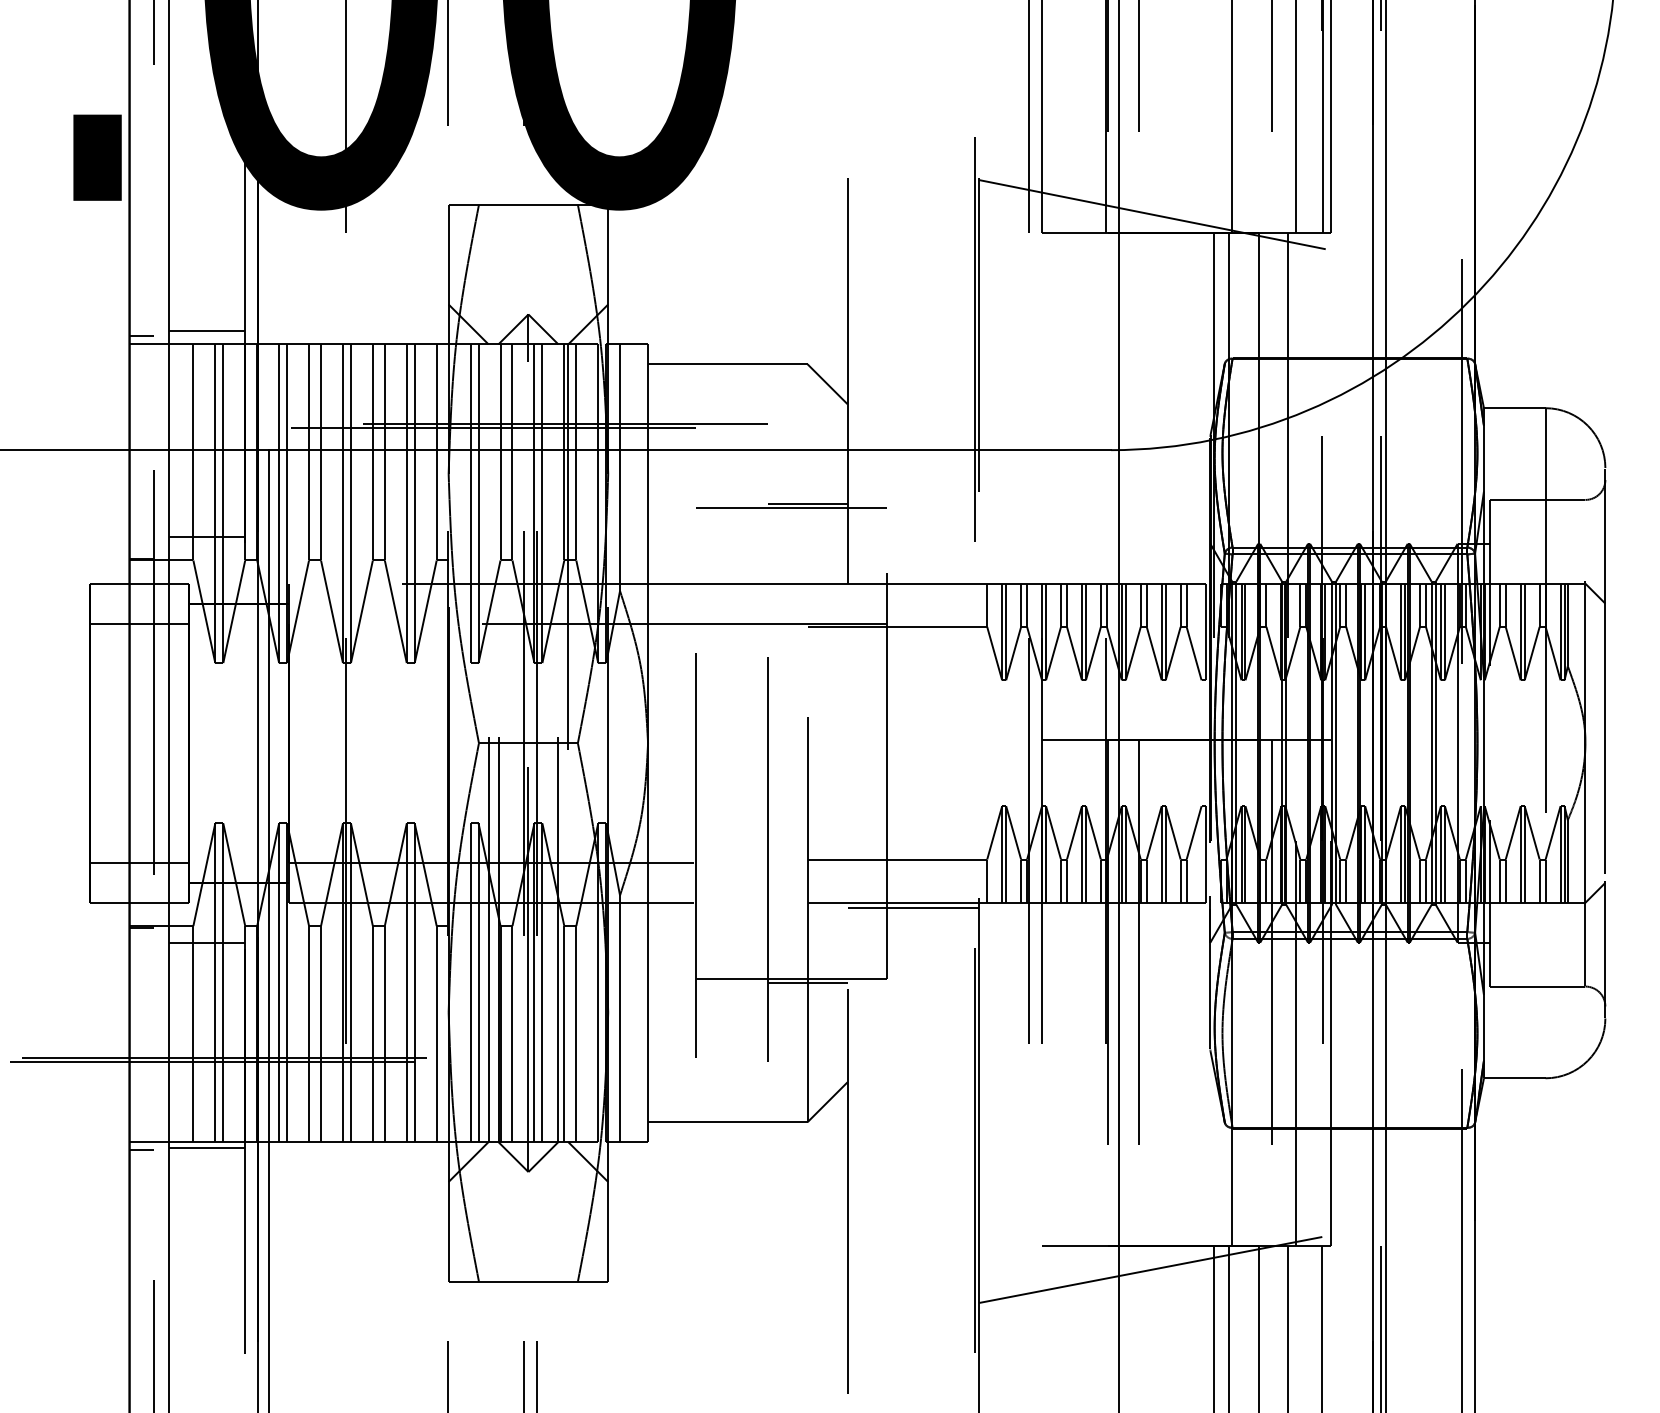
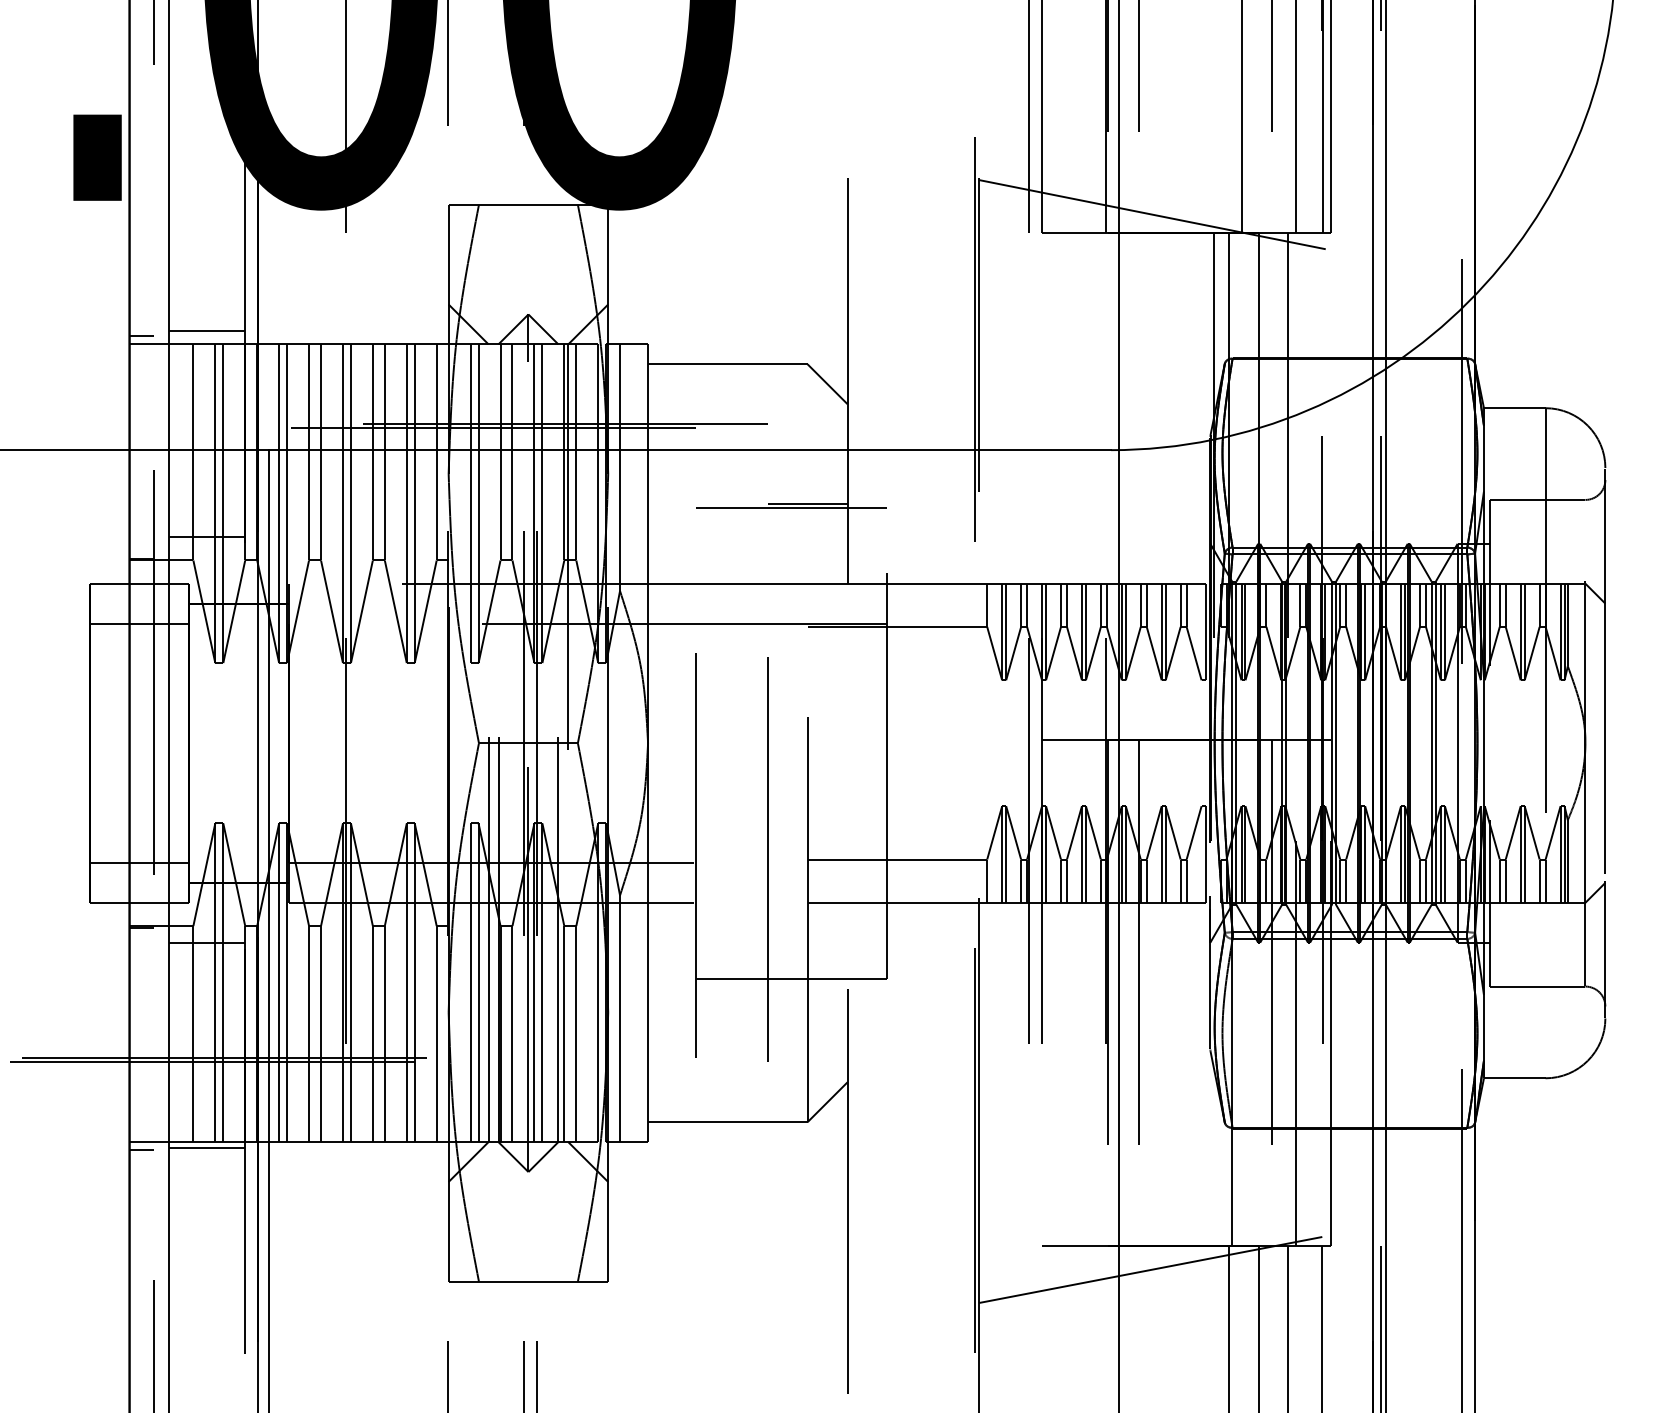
line position: (1232, 117) -> (1242, 117) (1242, 117)
line: present -> none (913, 907)
line: present -> none (807, 982)
line: present -> none (1213, 1327)
